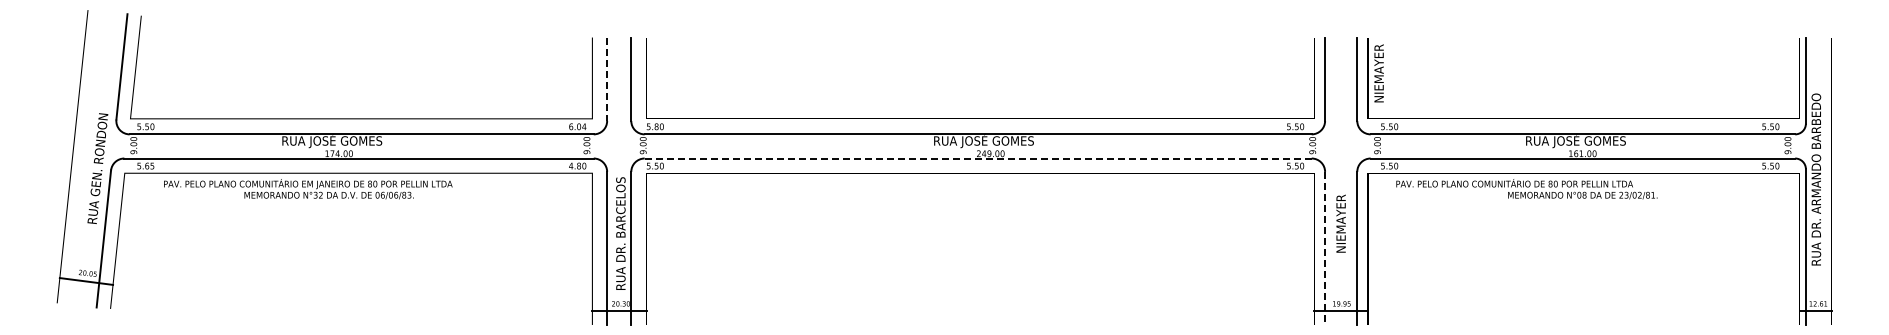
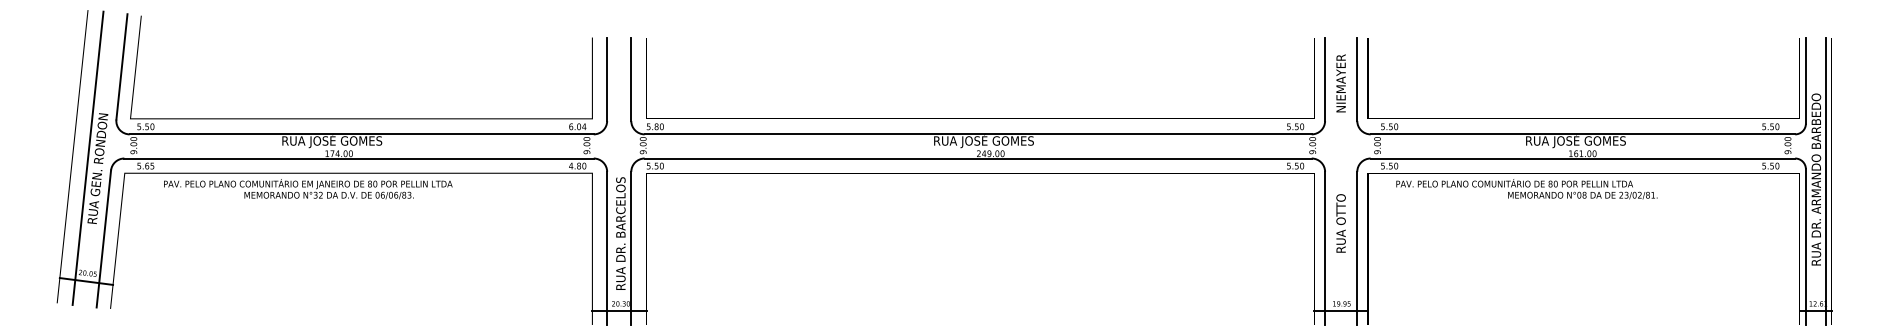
text position: (1378, 73) -> (1340, 83) (1340, 83)
line: dashed -> solid (607, 79)
line: none -> present (87, 157)
line: dashed -> solid (978, 158)
line: none -> present (1825, 180)
text: NIEMAYER -> RUA OTTO (1340, 222)
line: dashed -> solid (1325, 248)
